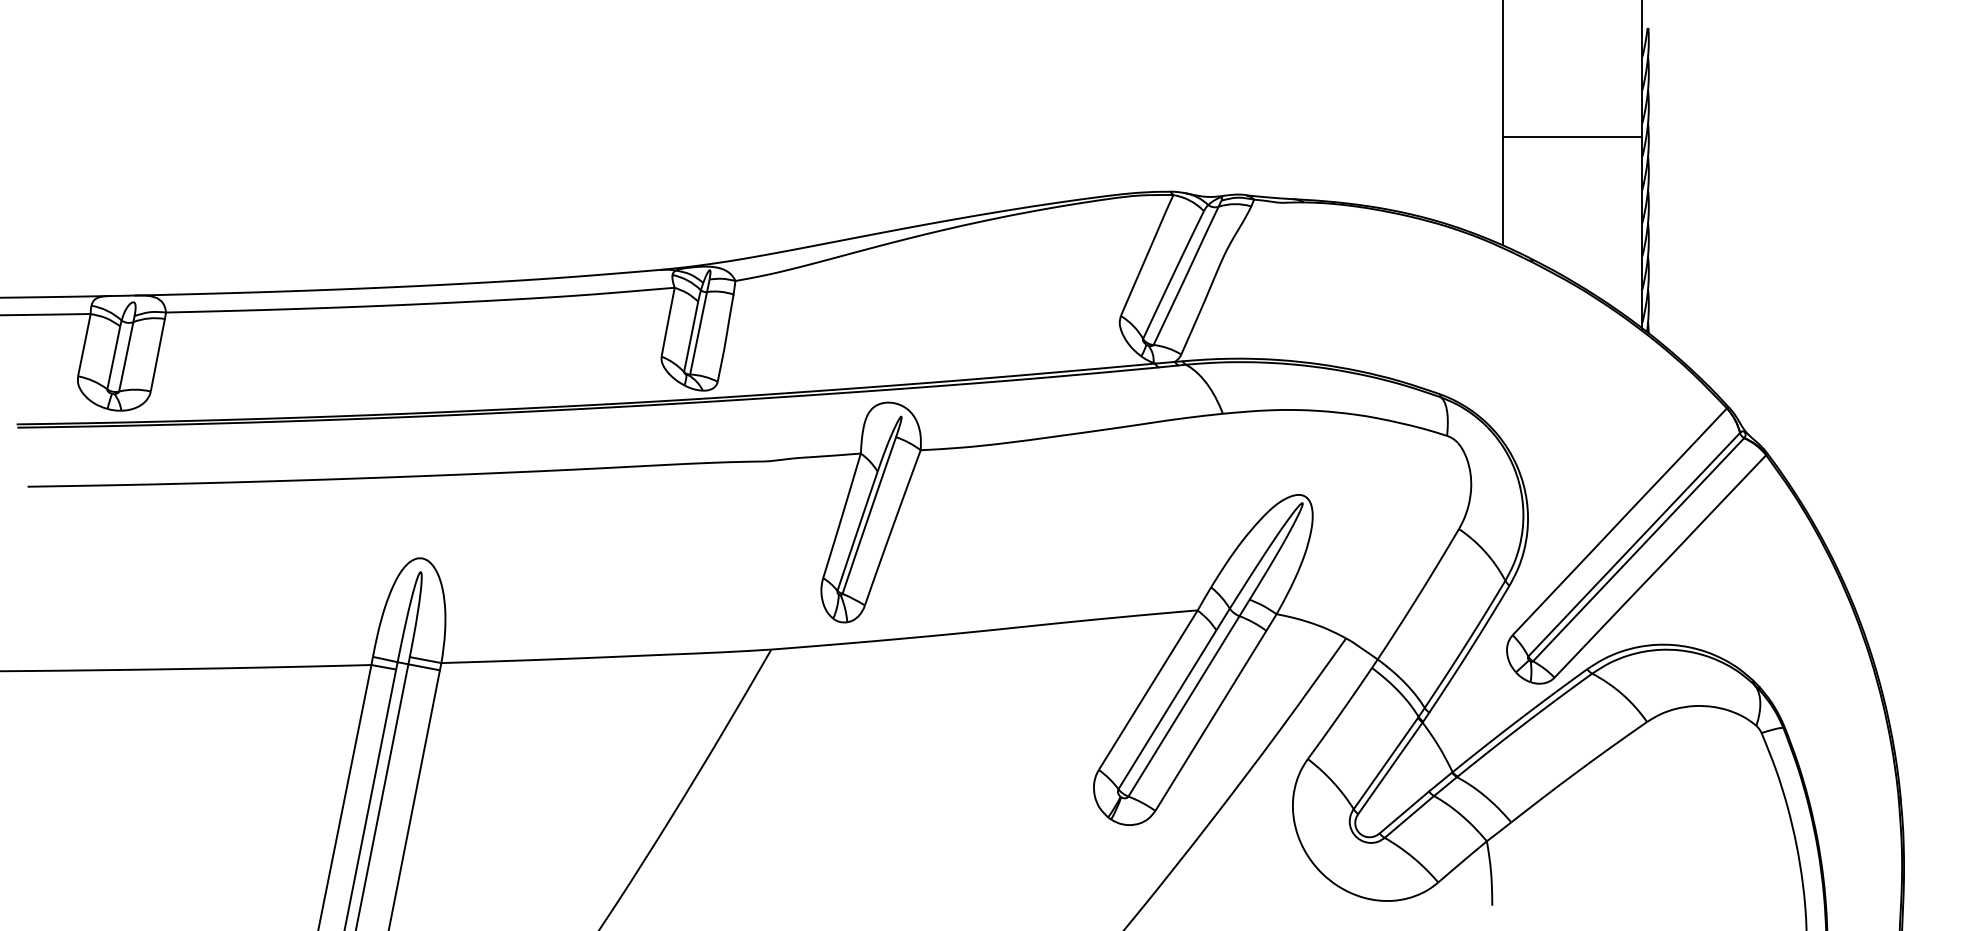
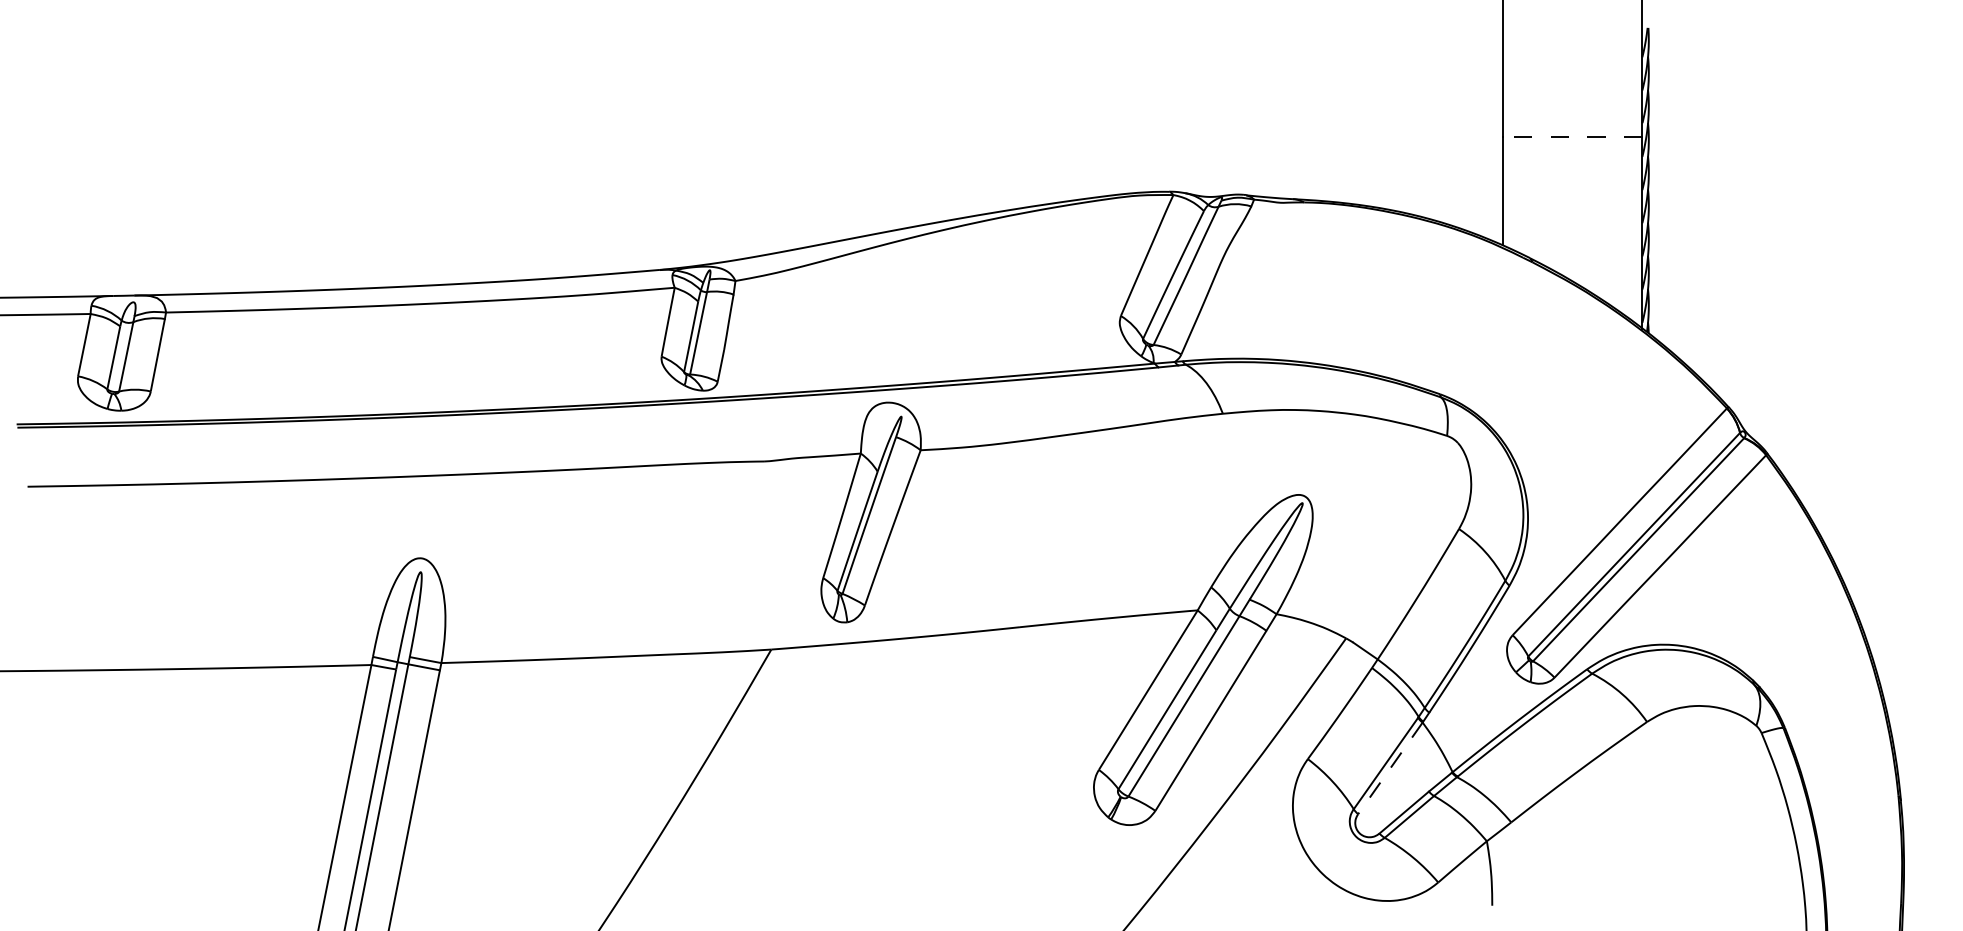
line: solid -> dashed (1572, 137)
line: solid -> dashed (1390, 768)
